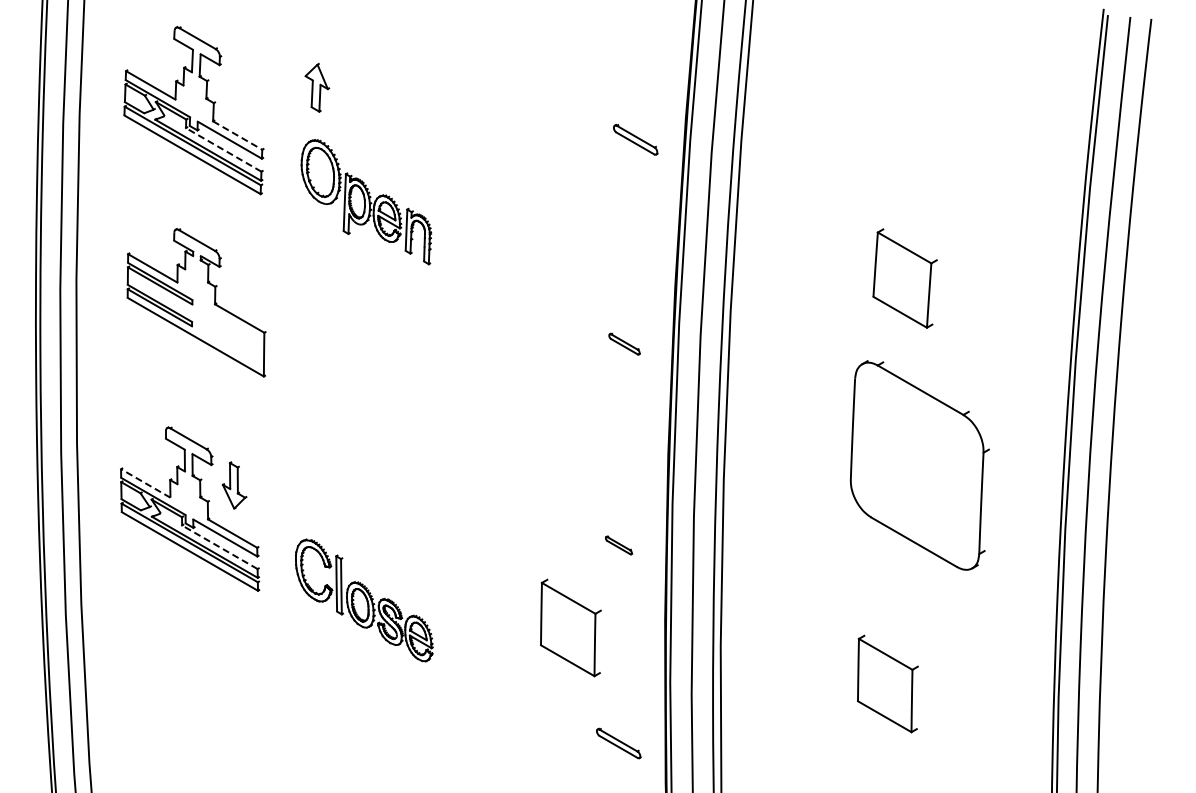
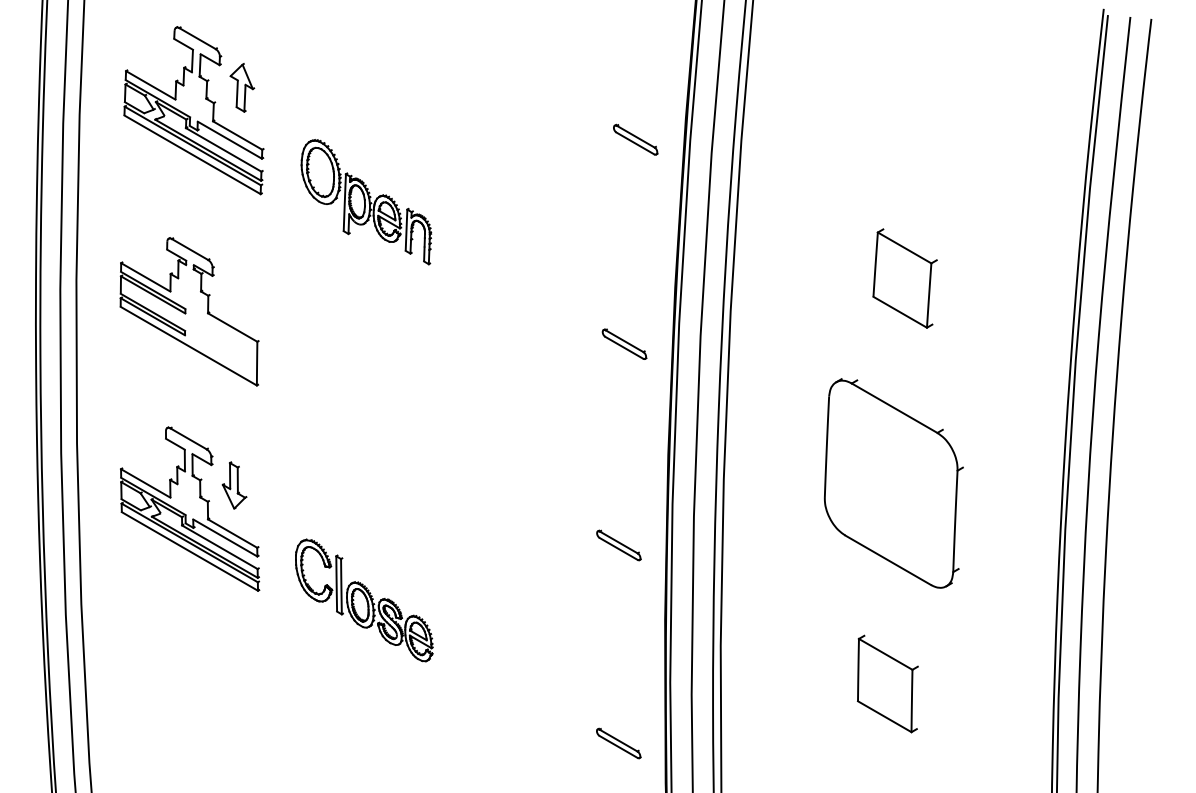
part position: (317, 87) -> (242, 87) (242, 87)
line: dashed -> solid (238, 135)
line: dashed -> solid (223, 149)
part position: (196, 302) -> (189, 311) (189, 311)
part size: 33x24 px -> 47x32 px (624, 343)
part position: (919, 465) -> (893, 483) (893, 483)
line: dashed -> solid (145, 483)
part size: 28x21 px -> 46x33 px (618, 545)
line: dashed -> solid (219, 547)
part: present -> none (570, 627)
